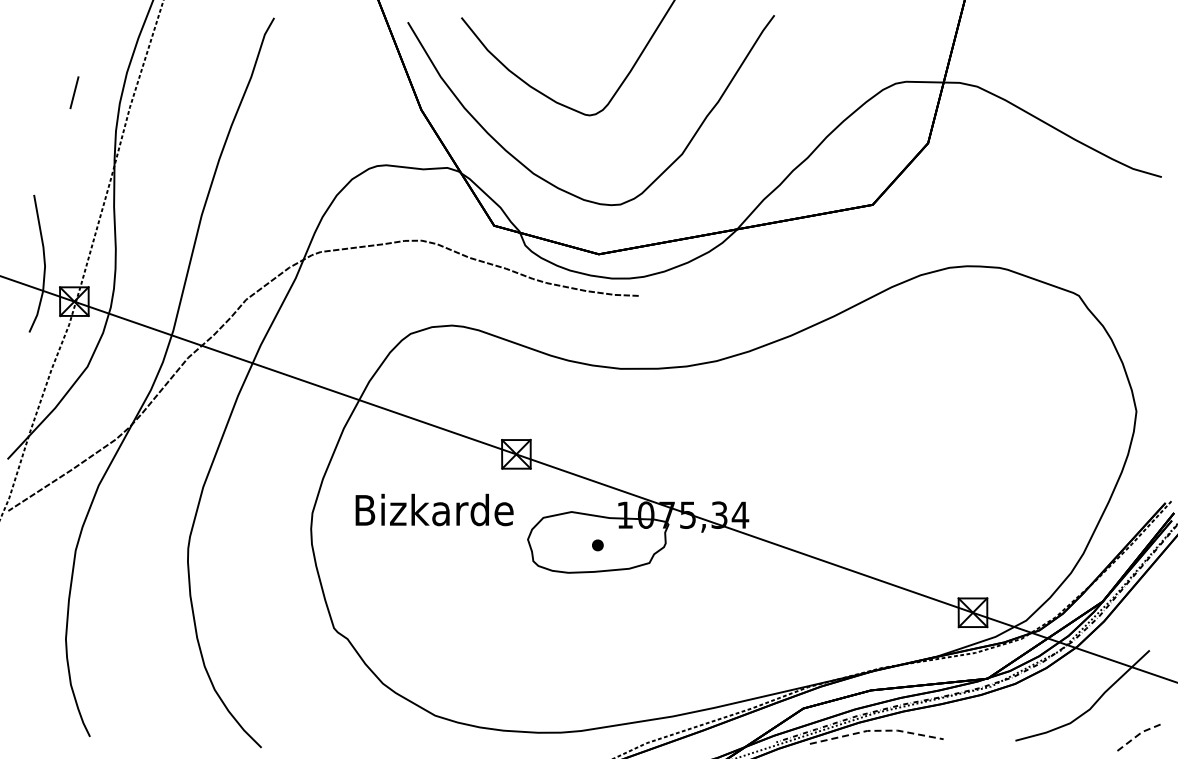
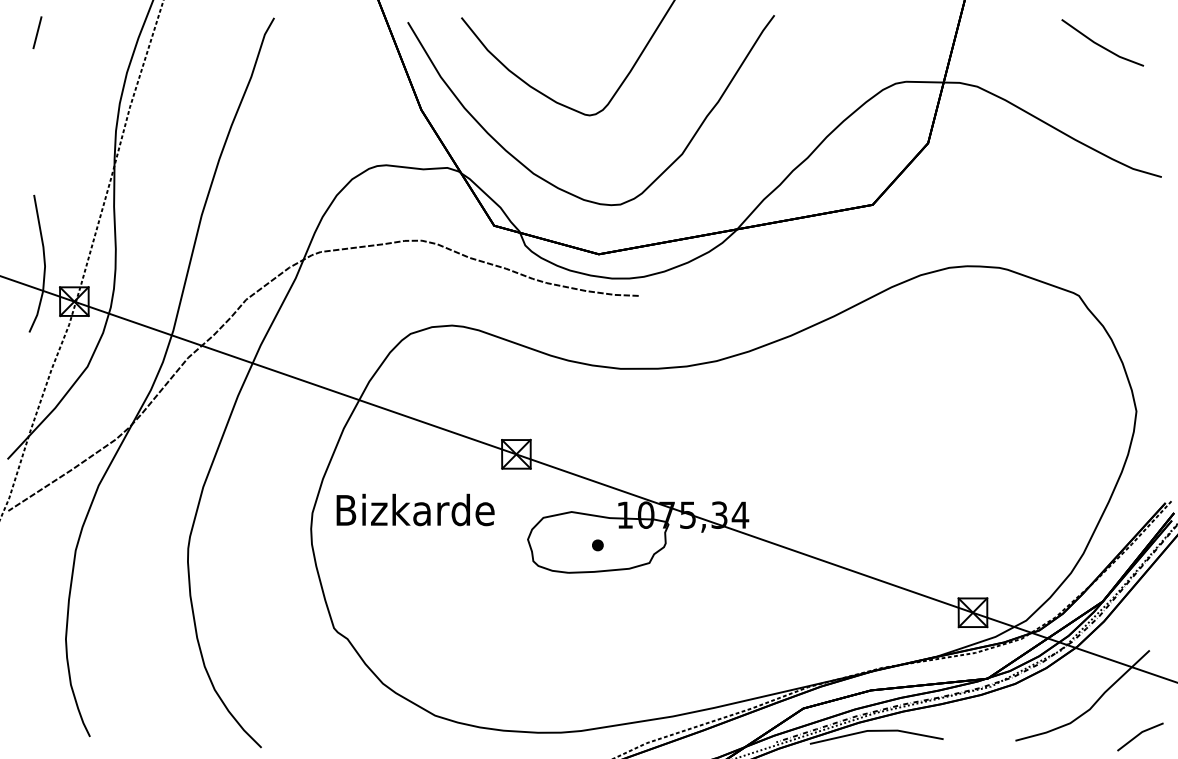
line: none -> present (1100, 44)
line position: (74, 92) -> (37, 32) (37, 32)
text position: (434, 509) -> (415, 509) (415, 509)
line: dashed -> solid (877, 730)
line: dashed -> solid (1139, 733)
